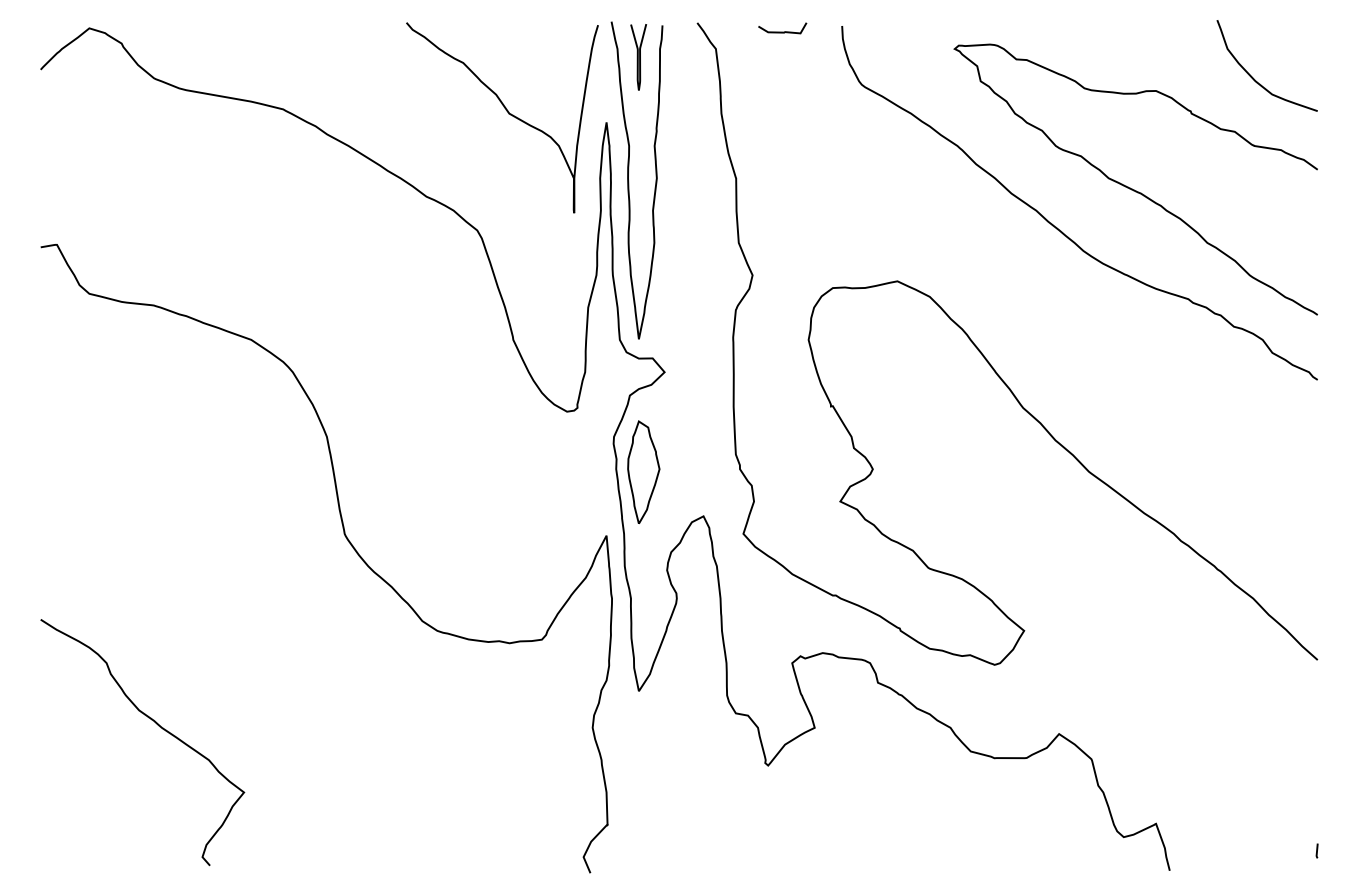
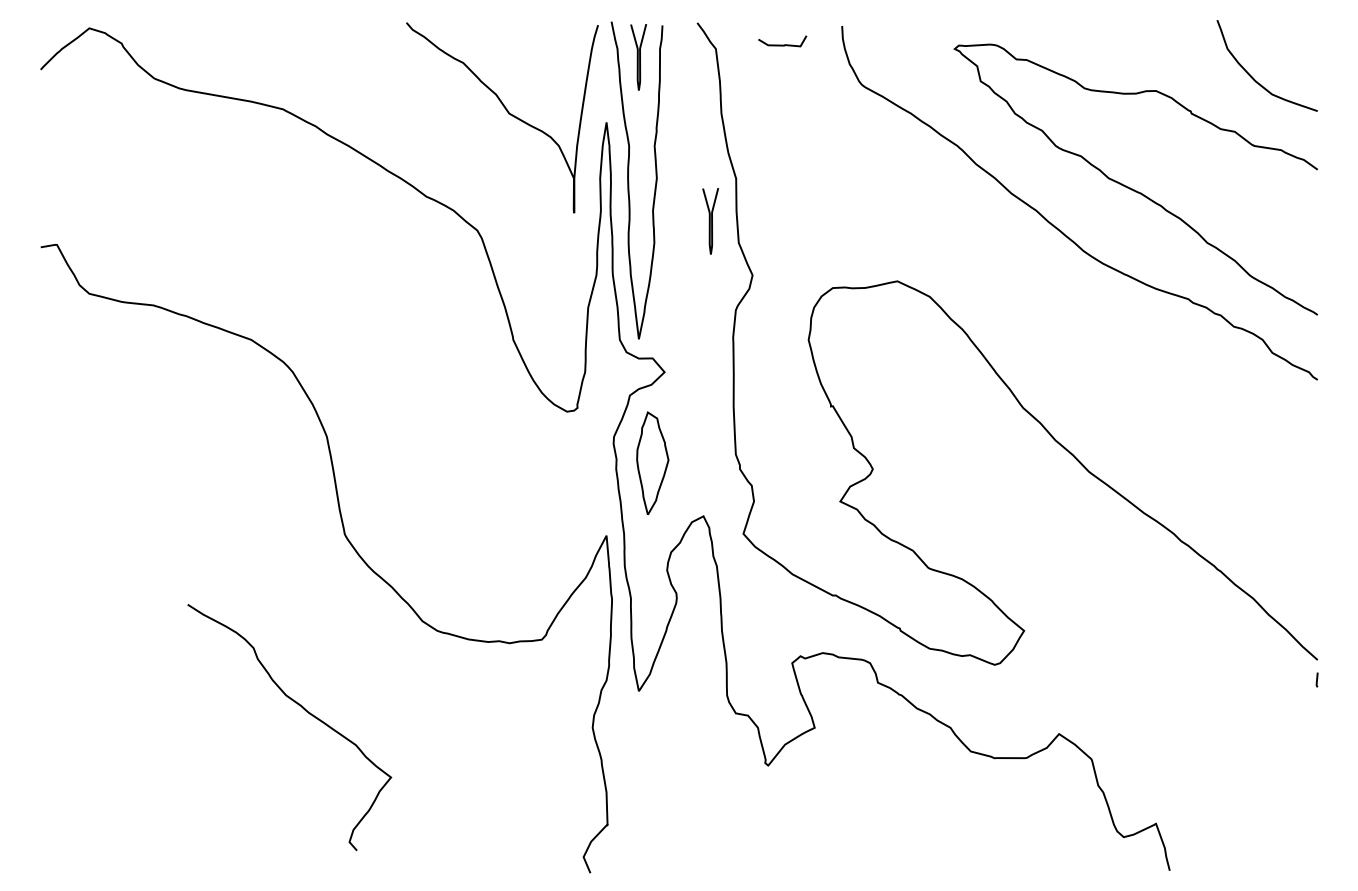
curve position: (782, 31) -> (782, 44) (782, 44)
curve: none -> present (710, 221)
part position: (643, 471) -> (652, 462) (652, 462)
curve position: (158, 726) -> (305, 711) (305, 711)
line position: (1316, 850) -> (1316, 679) (1316, 679)
